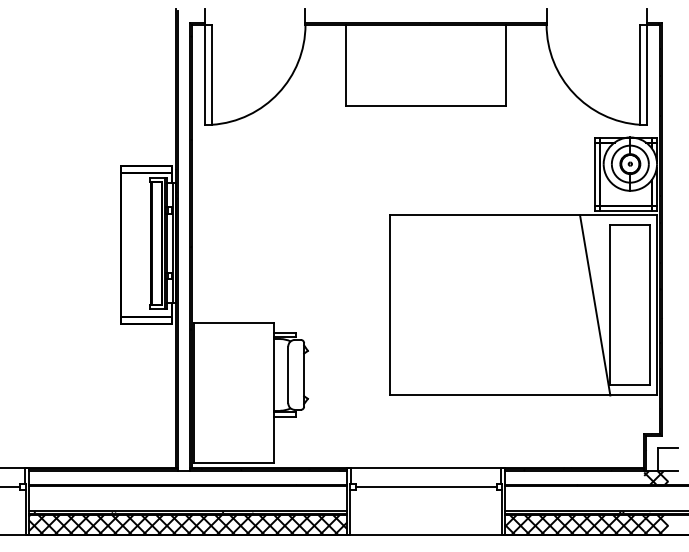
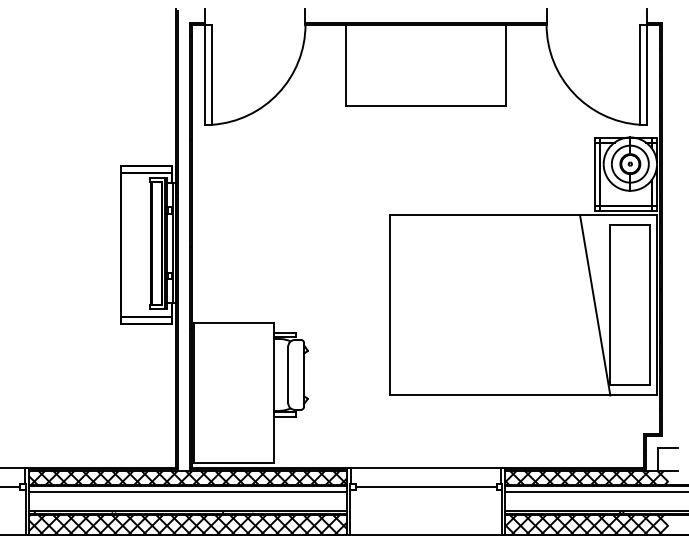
hatch: none -> present (187, 477)
hatch: none -> present (574, 477)
line: none -> present (187, 492)
line: none -> present (594, 492)
